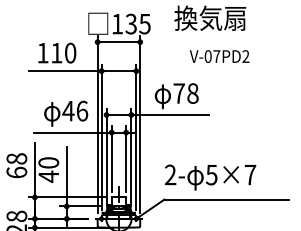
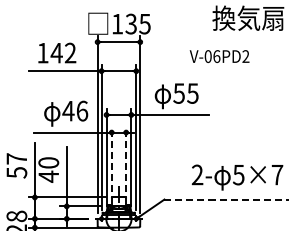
text position: (210, 17) -> (248, 17) (248, 17)
text: 110 -> 142 (63, 52)
text: V-07PD2 -> V-06PD2 (216, 56)
text: 78 -> 55 (185, 93)
line: solid -> dashed (111, 159)
line: solid -> dashed (126, 159)
text: 68 -> 57 (16, 165)
text position: (210, 177) -> (237, 177) (237, 177)
line: solid -> dashed (227, 199)
